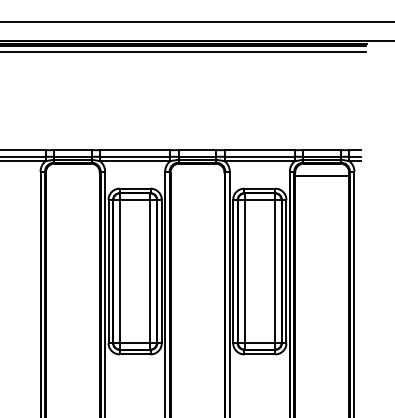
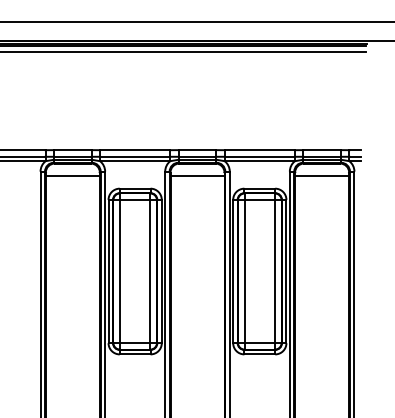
line: none -> present (72, 176)
line: none -> present (197, 176)
